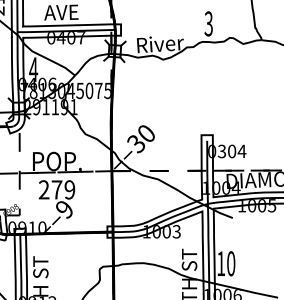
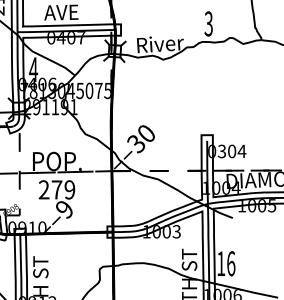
text: 10 -> 16 (231, 263)
